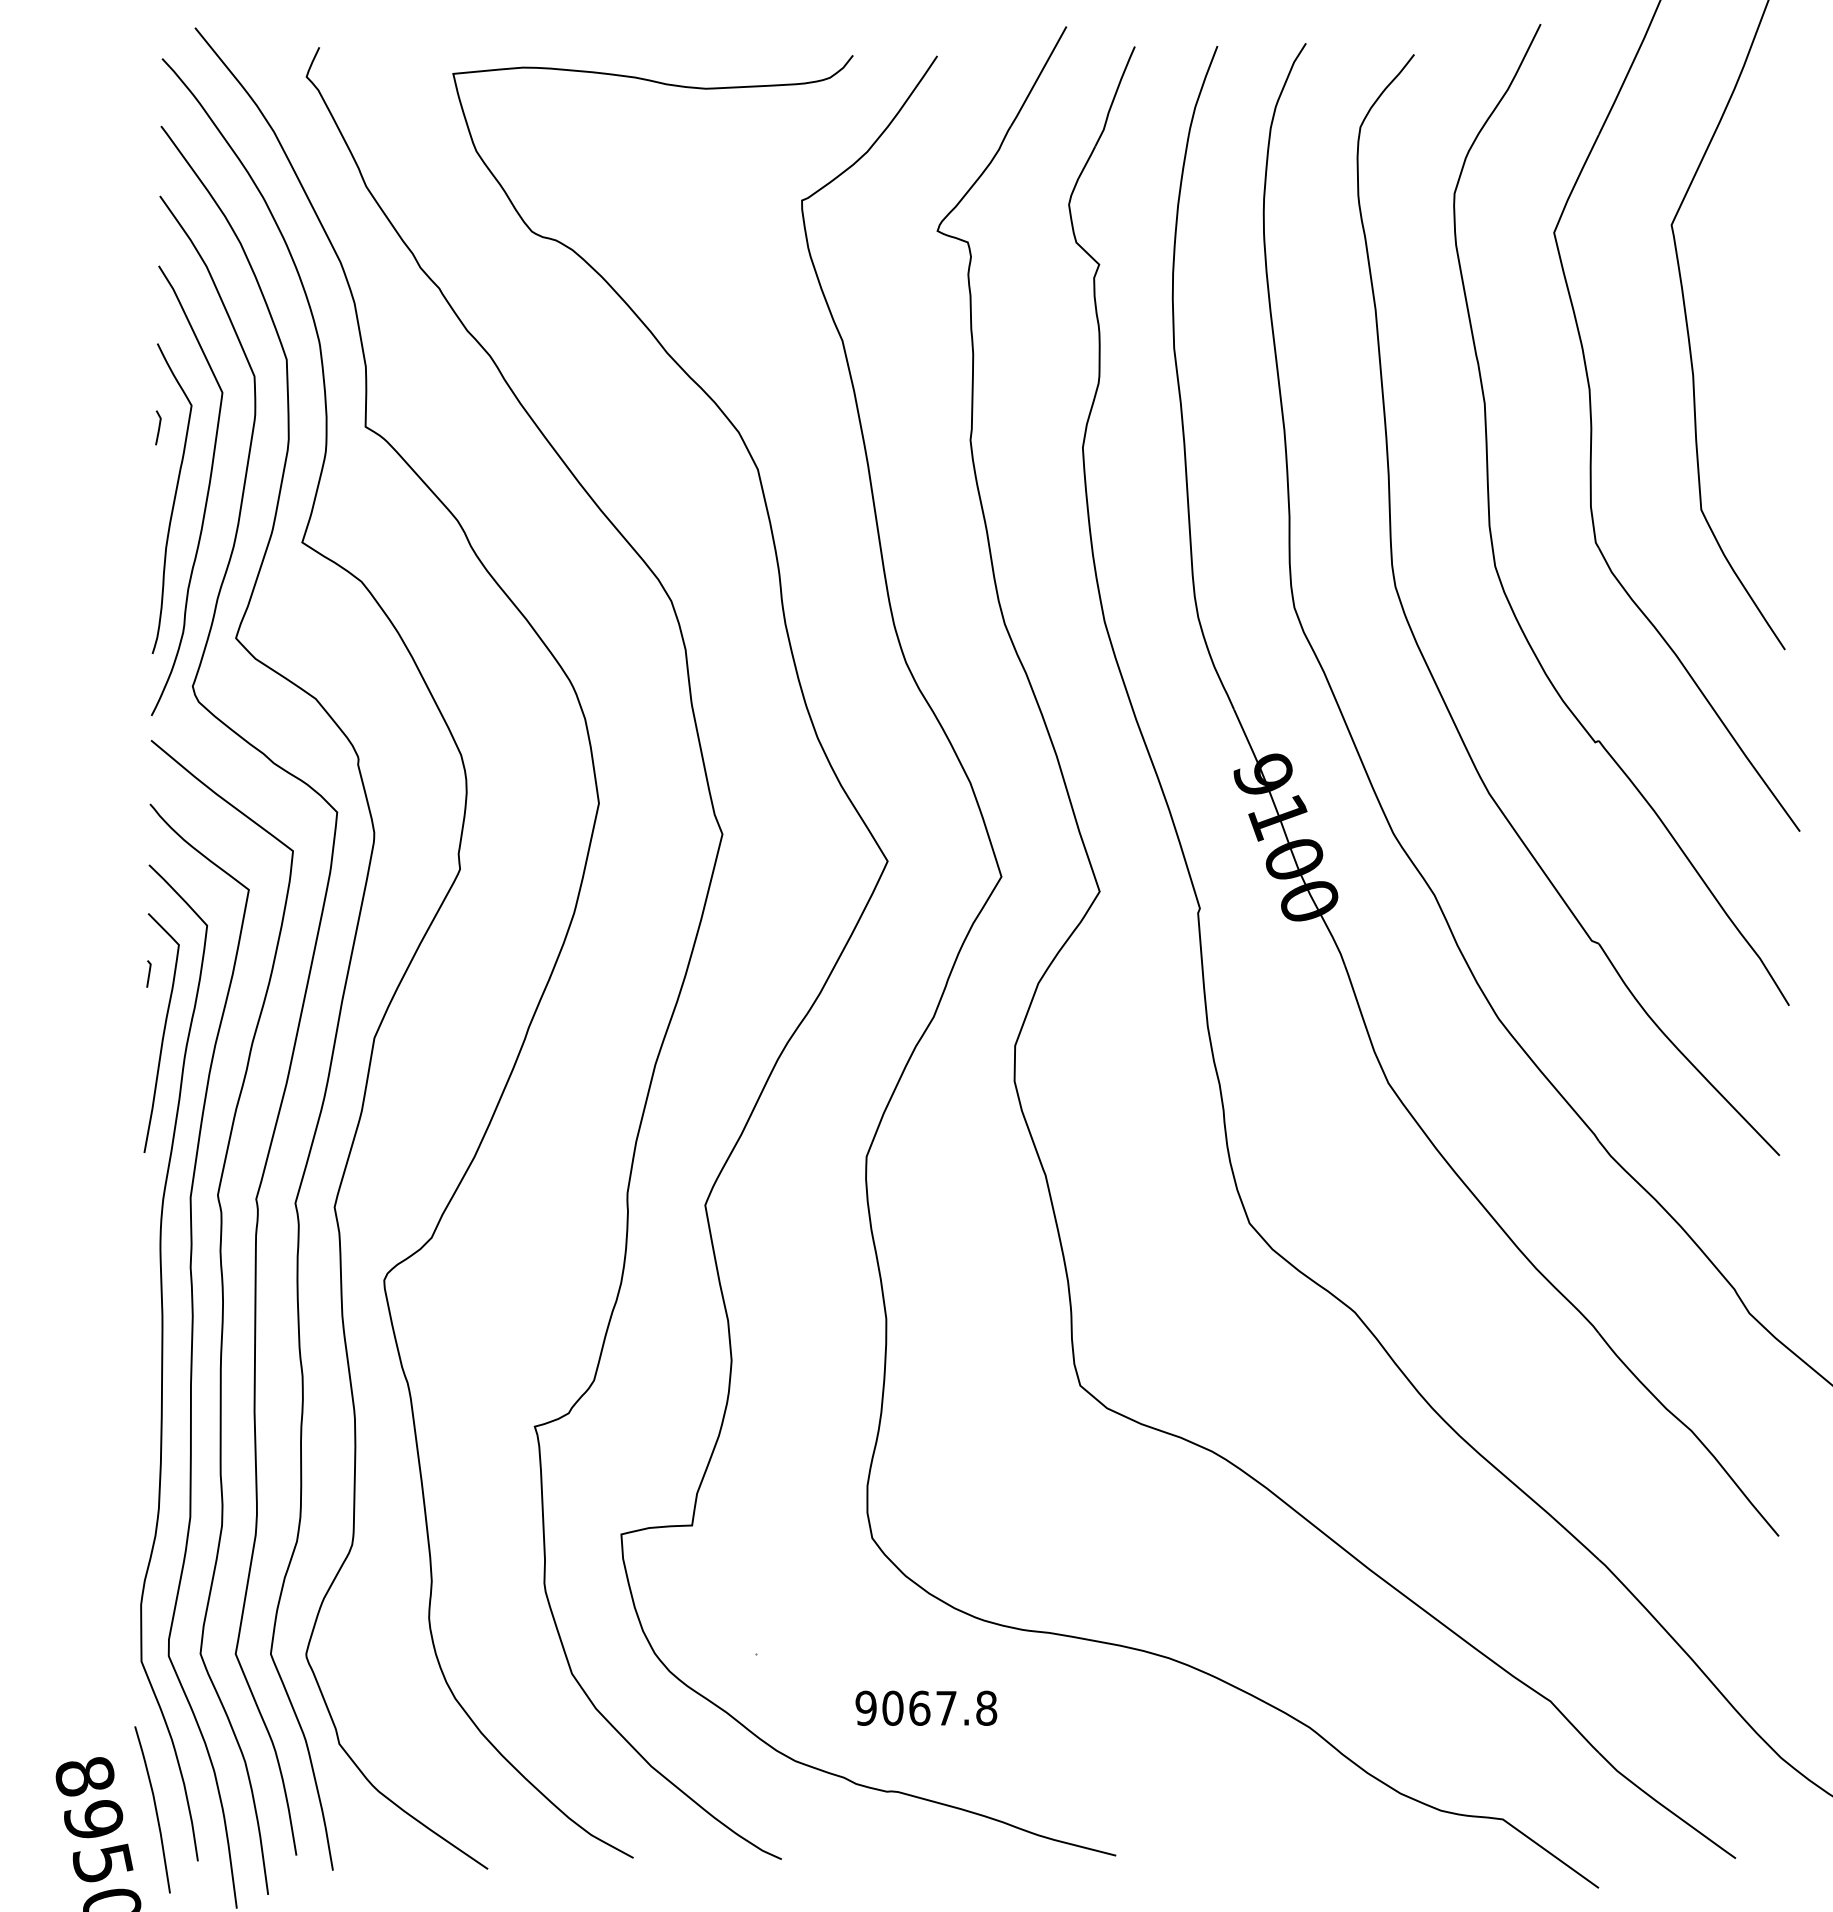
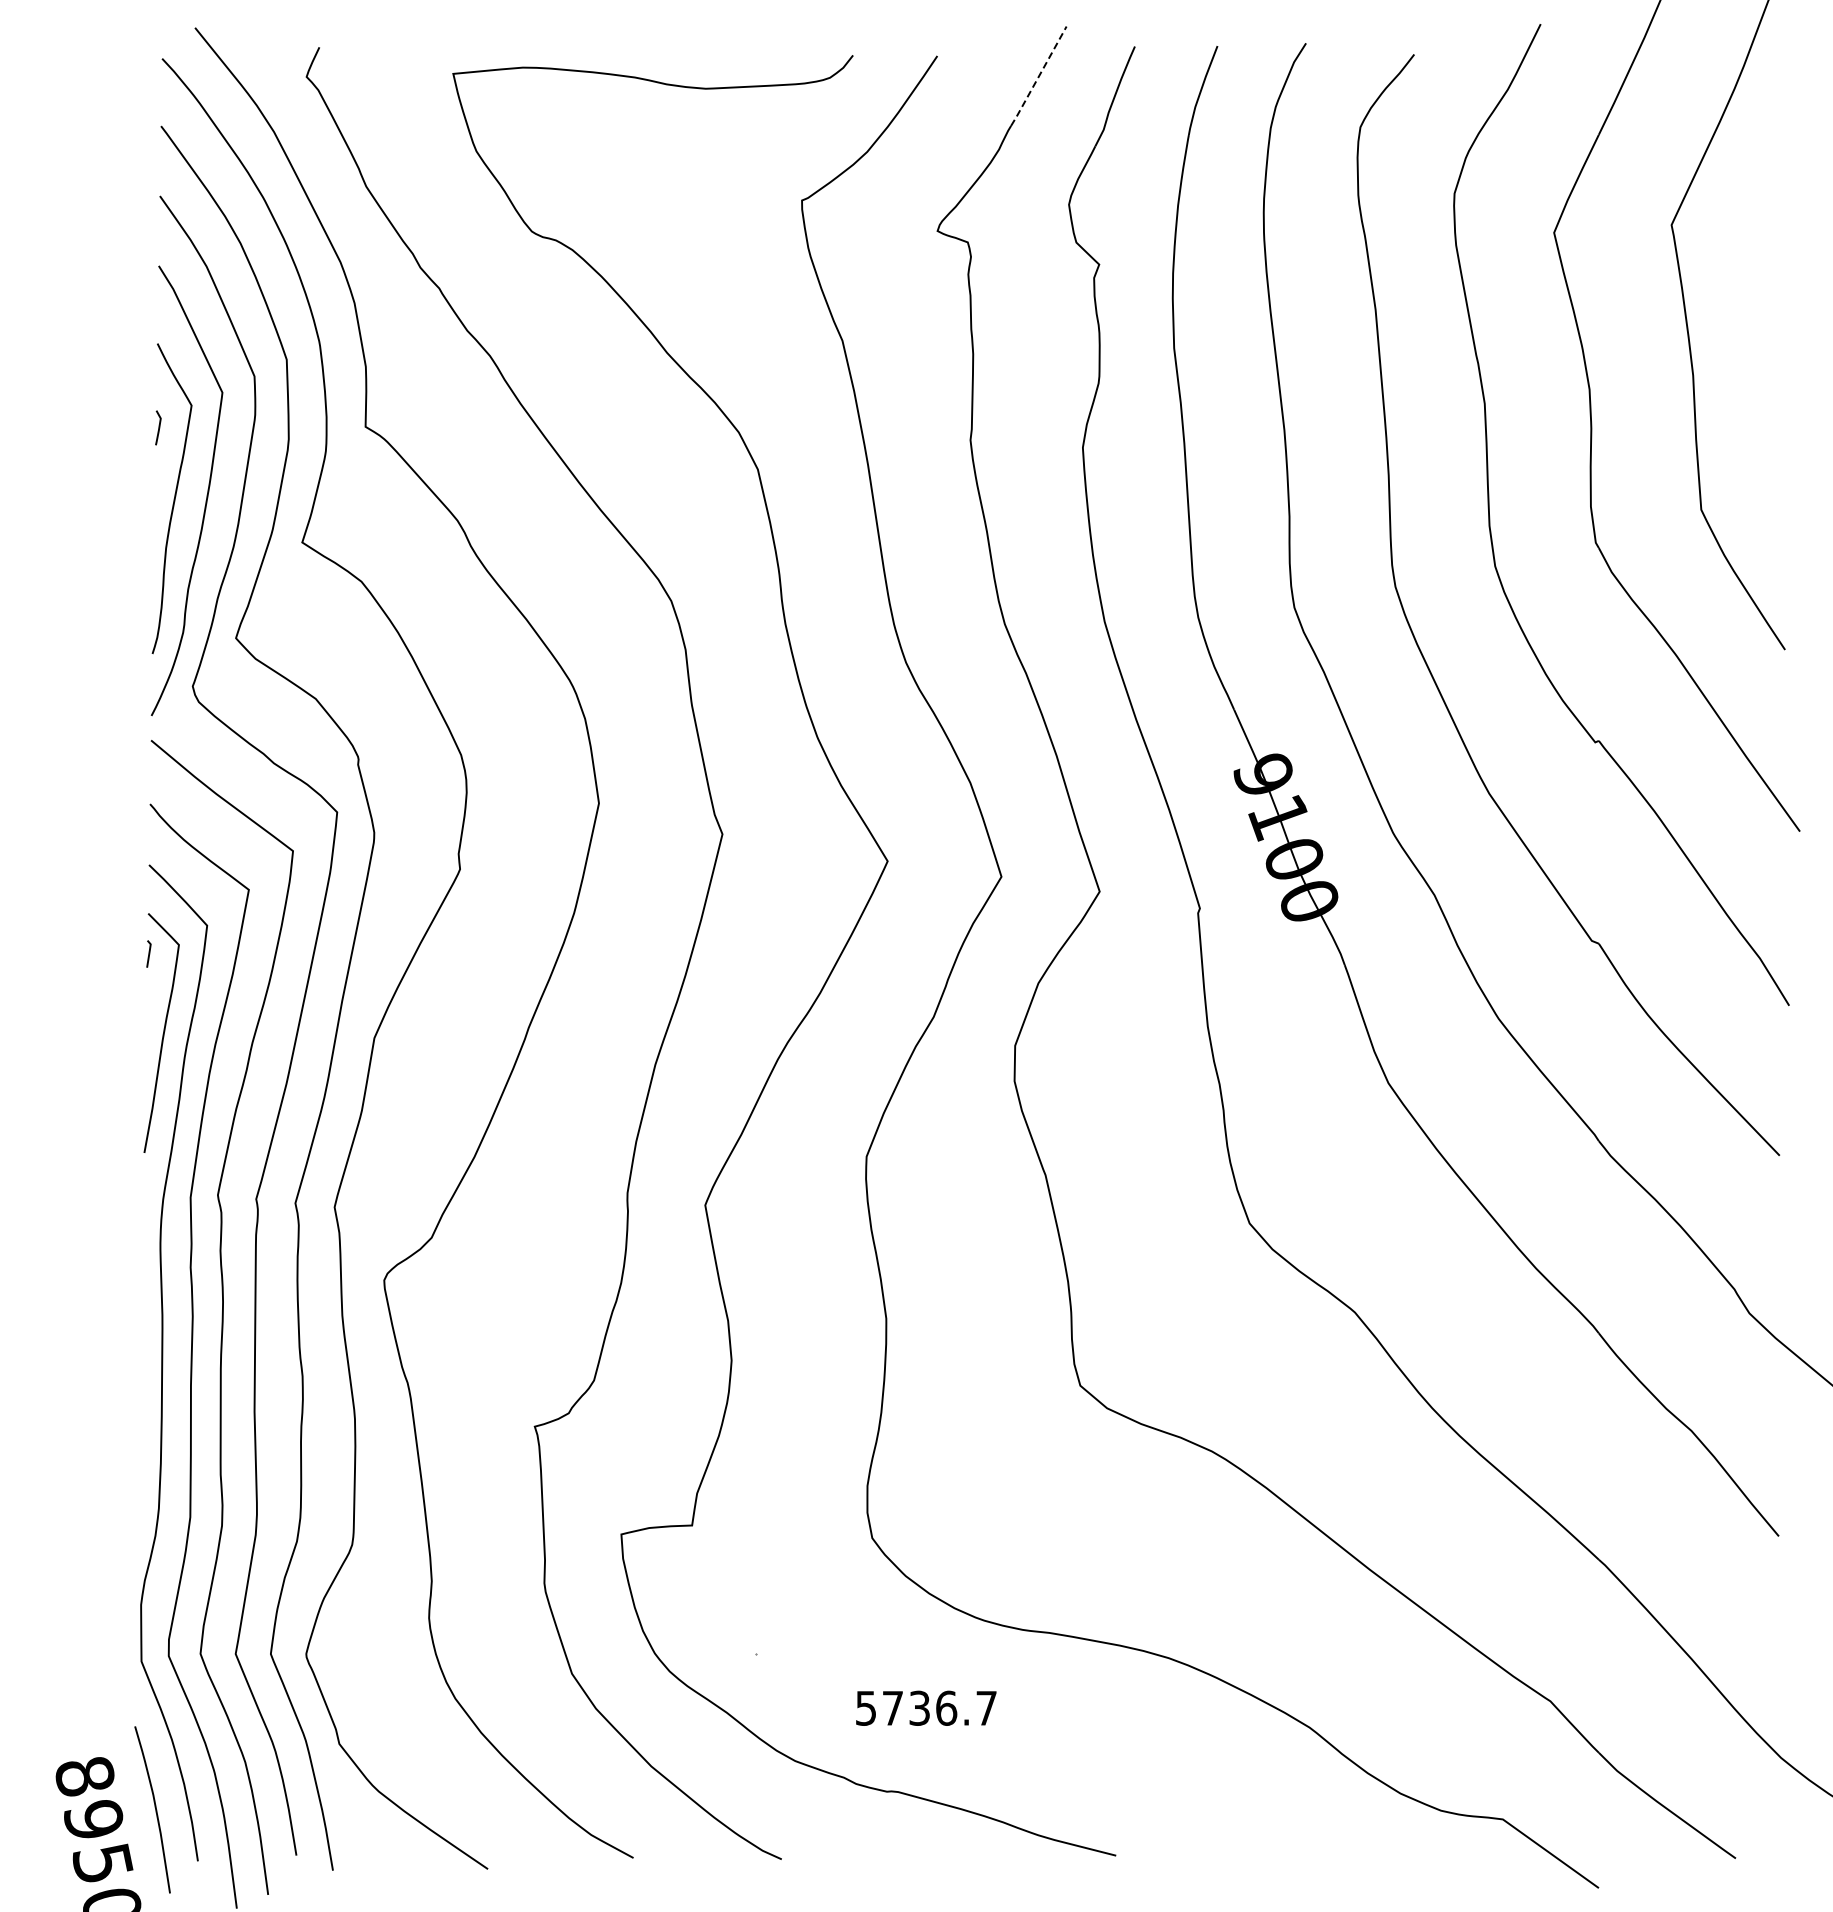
line: solid -> dashed (1038, 77)
line position: (148, 973) -> (148, 953) (148, 953)
text: 9067.8 -> 5736.7 (926, 1707)
